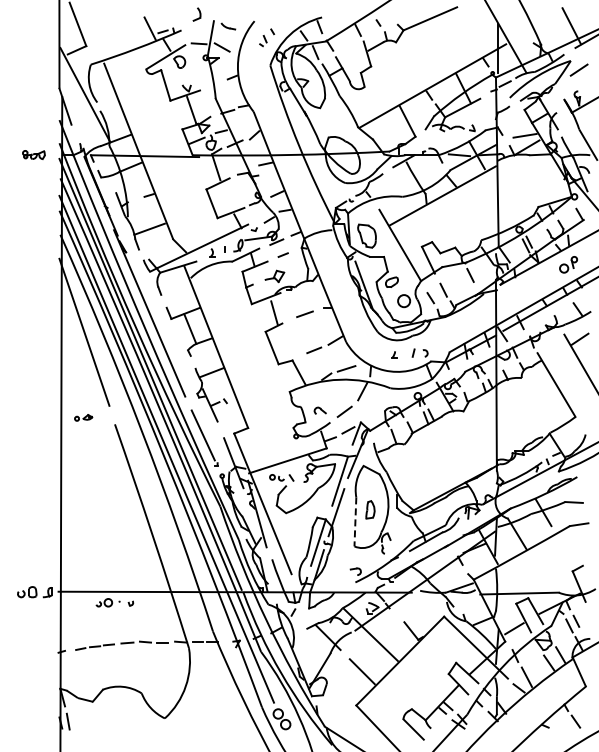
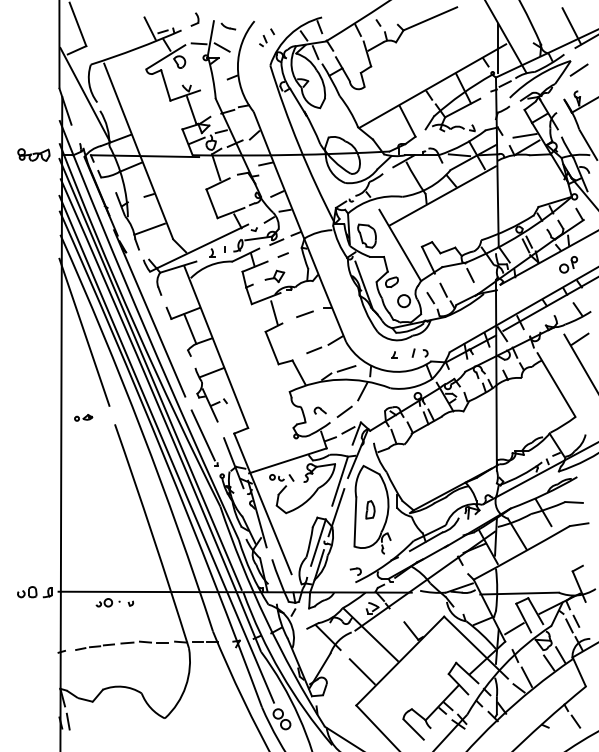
part position: (196, 14) -> (194, 19) (194, 19)
part size: 24x10 px -> 34x14 px (33, 154)
line: dashed -> solid (355, 521)
